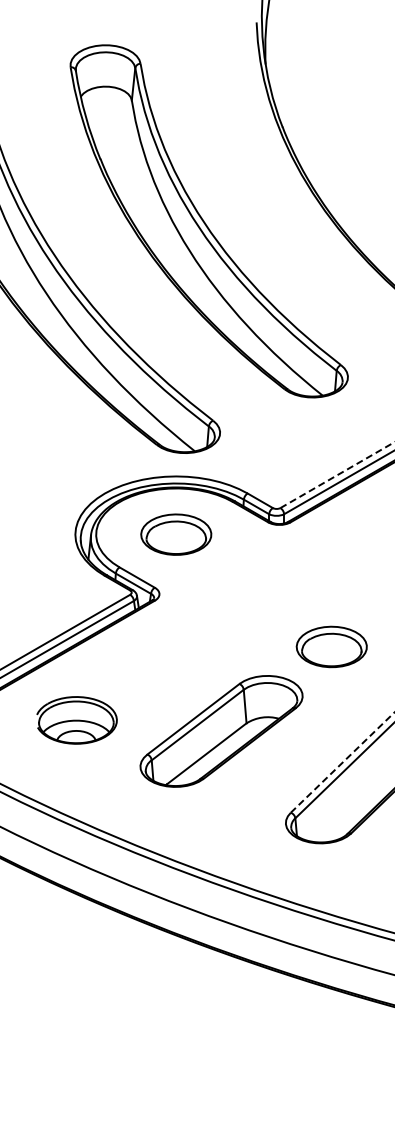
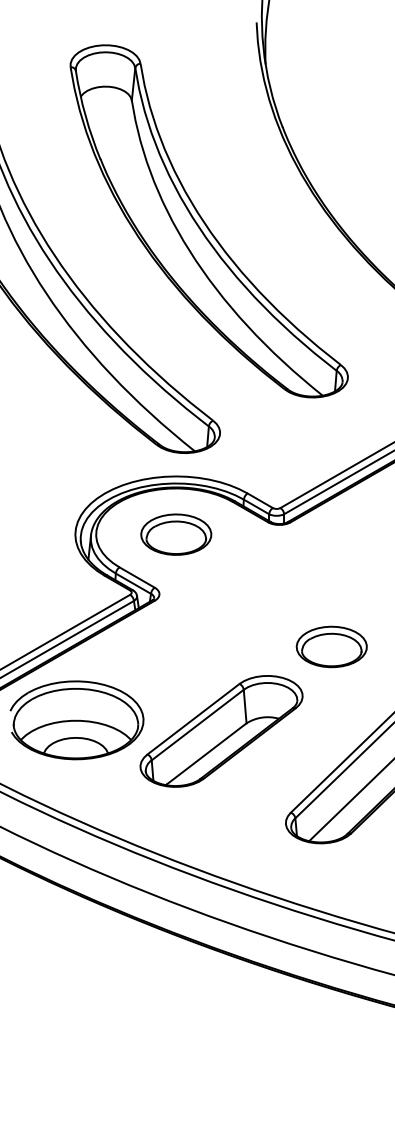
line: dashed -> solid (337, 475)
part size: 82x49 px -> 136x81 px (76, 720)
line: dashed -> solid (343, 762)
line: none -> present (350, 801)
